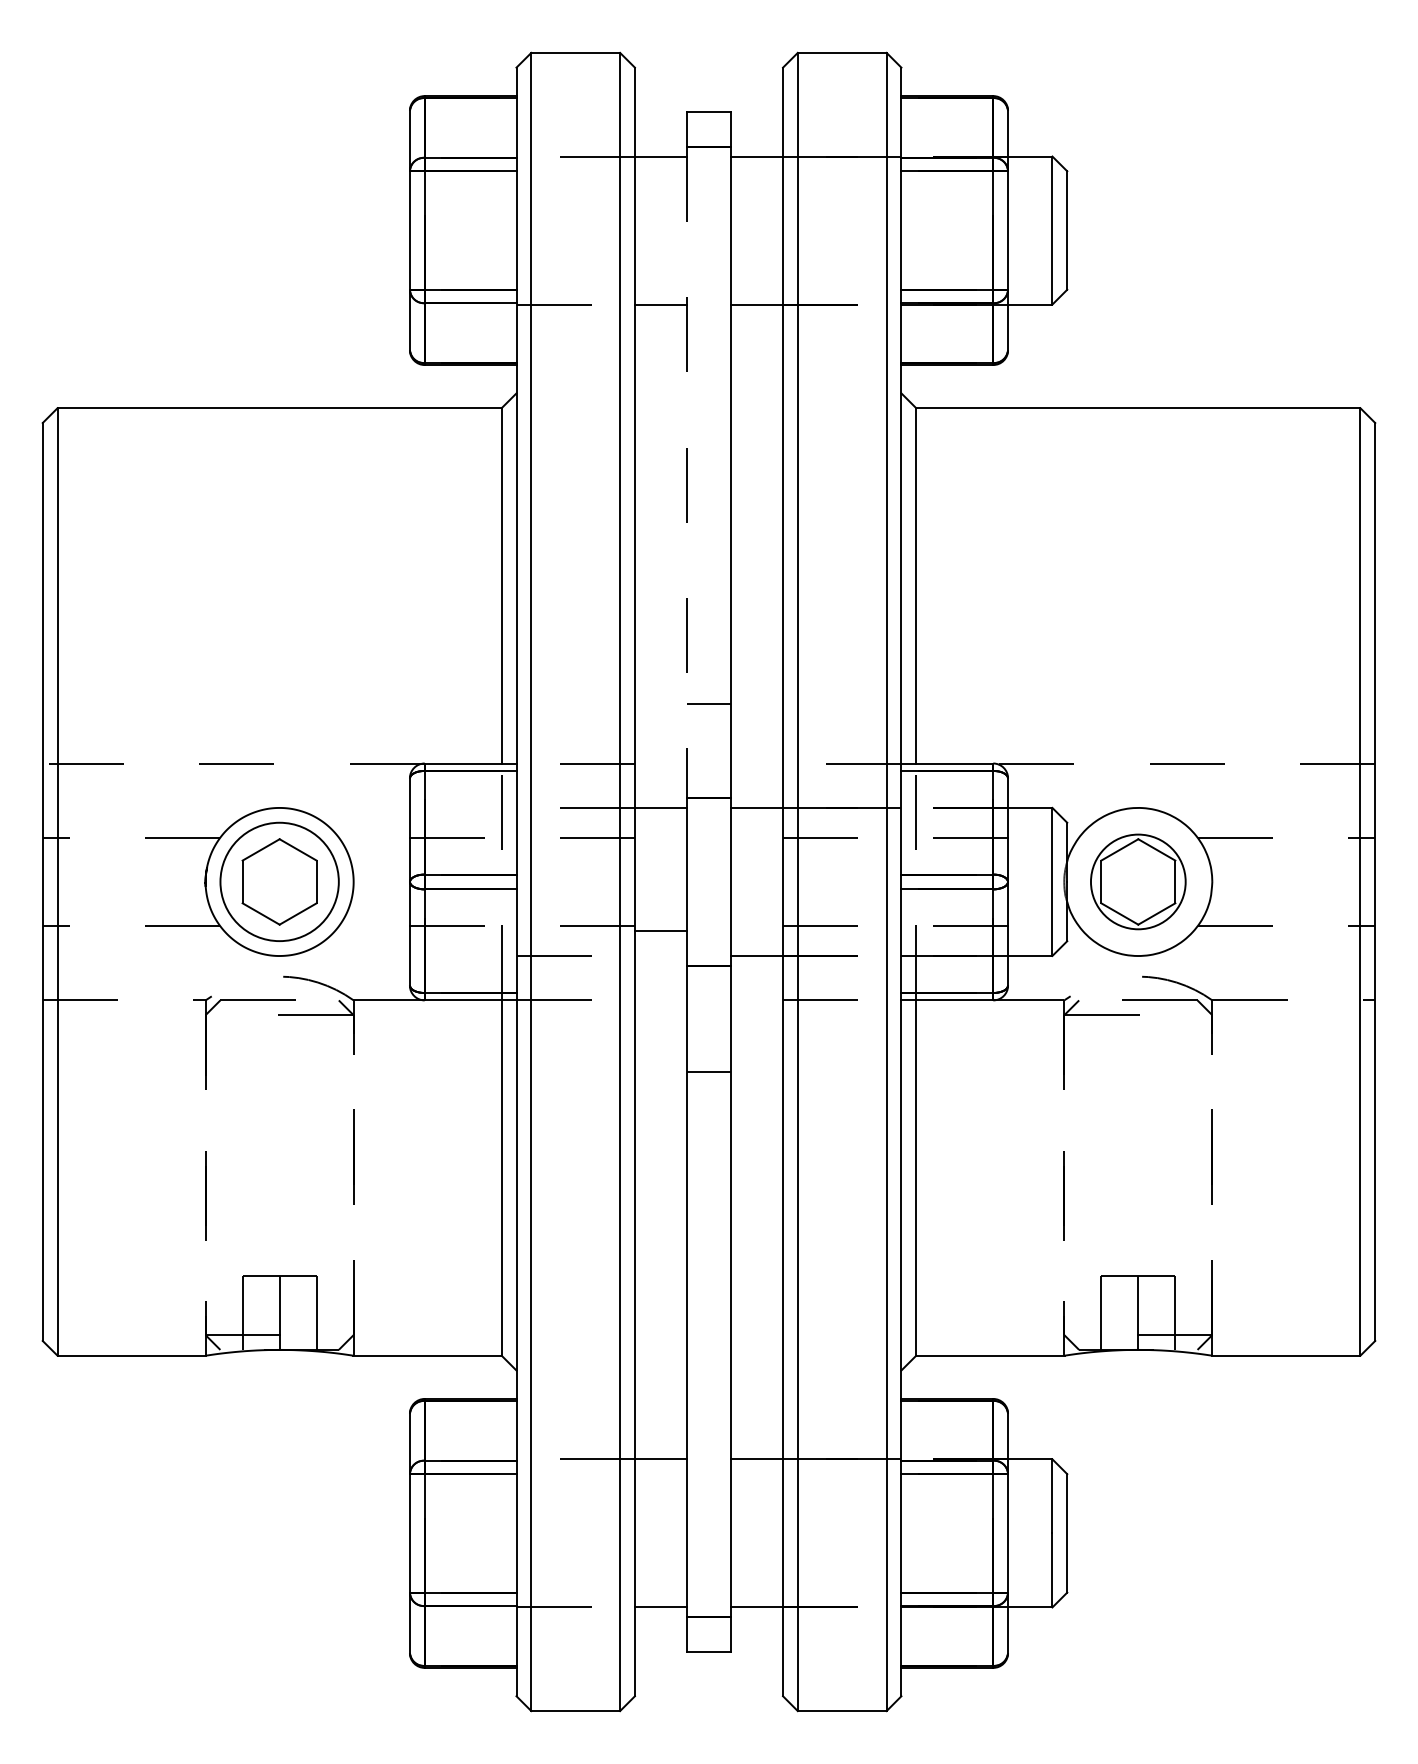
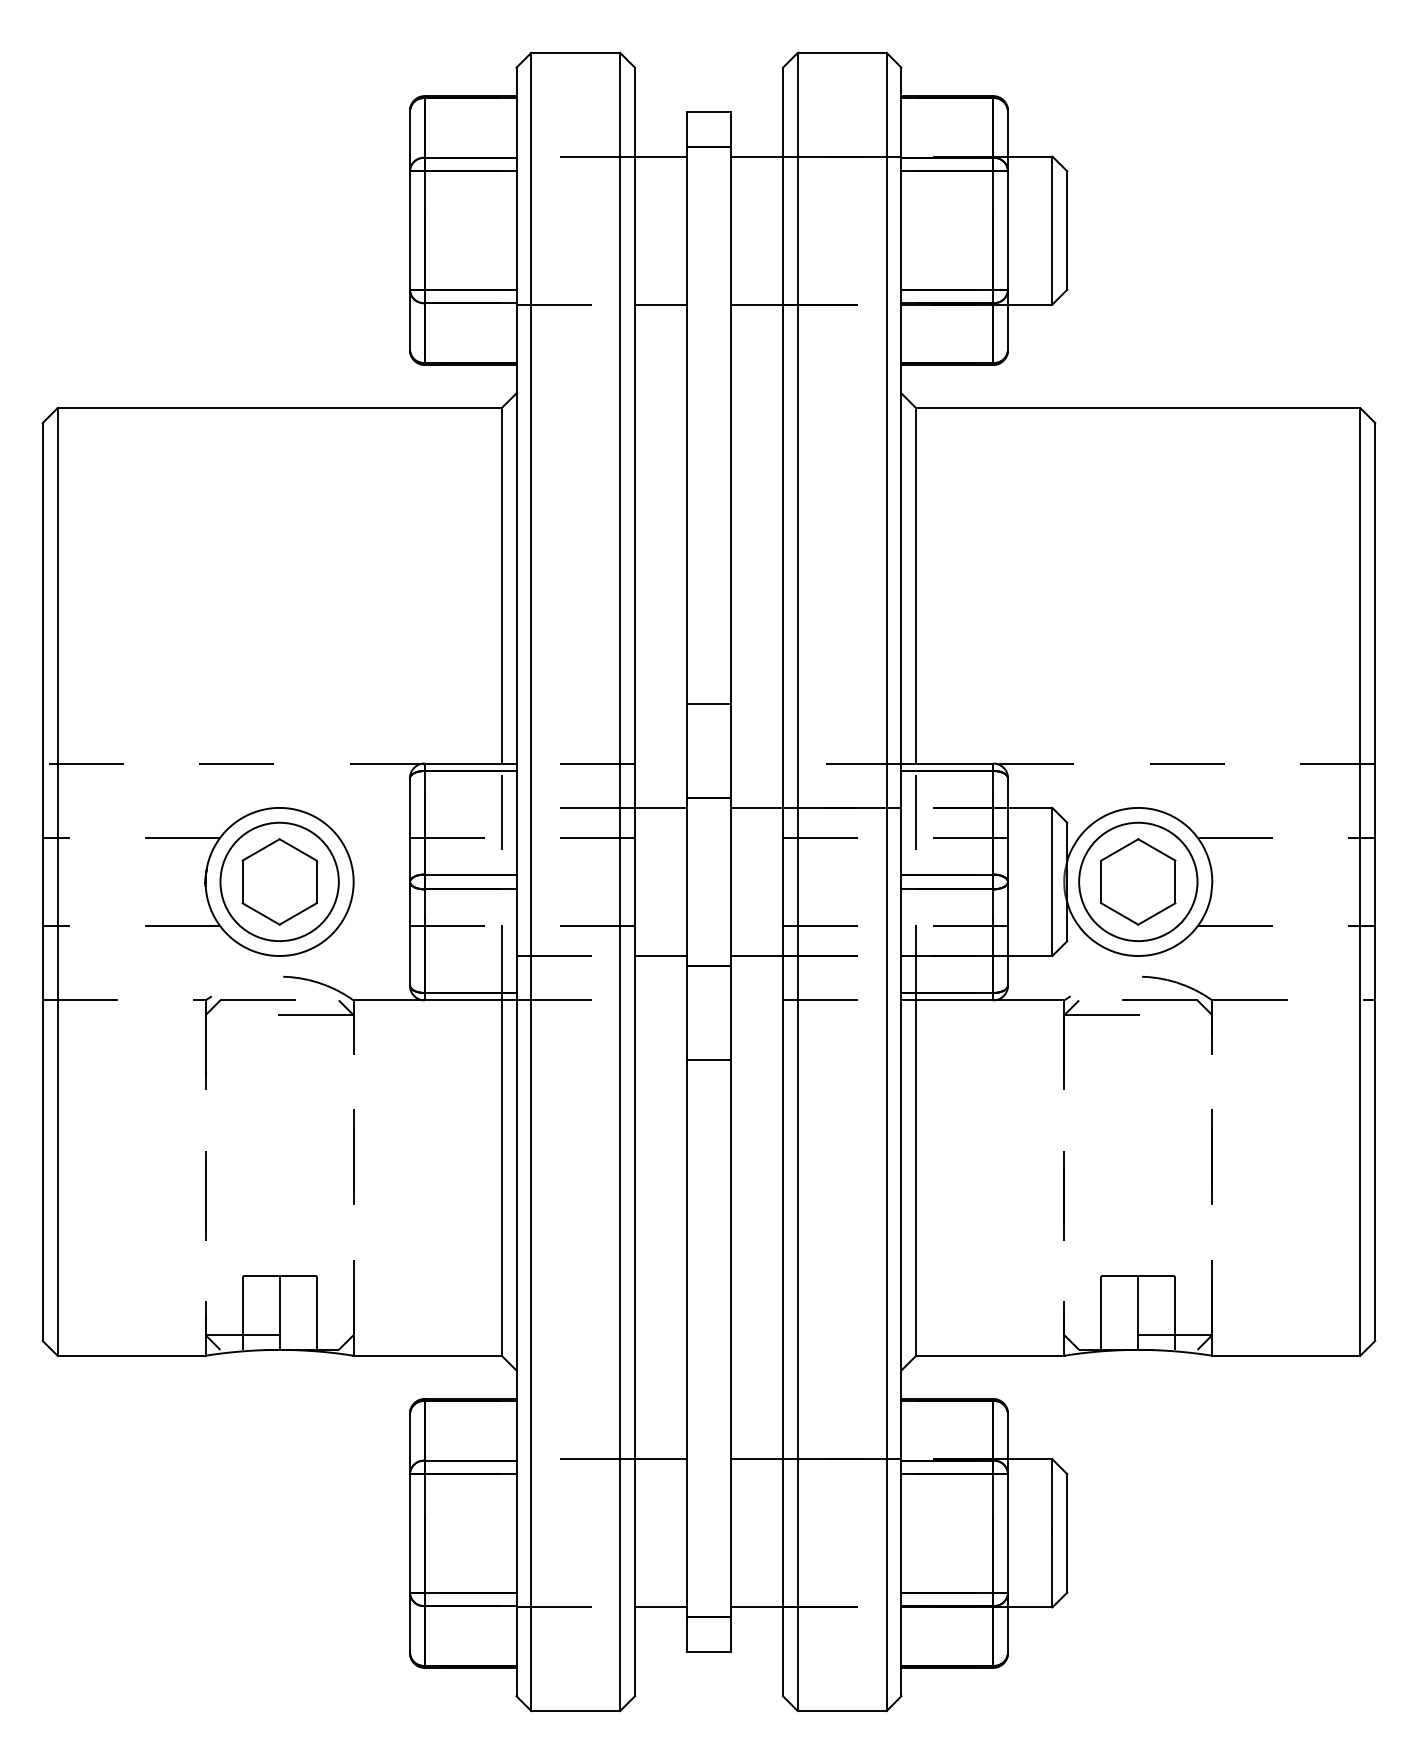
line: dashed -> solid (686, 472)
circle diameter: 95 px -> 118 px (1138, 881)
line position: (660, 930) -> (660, 955) (660, 955)
line position: (708, 1071) -> (708, 1059) (708, 1059)
